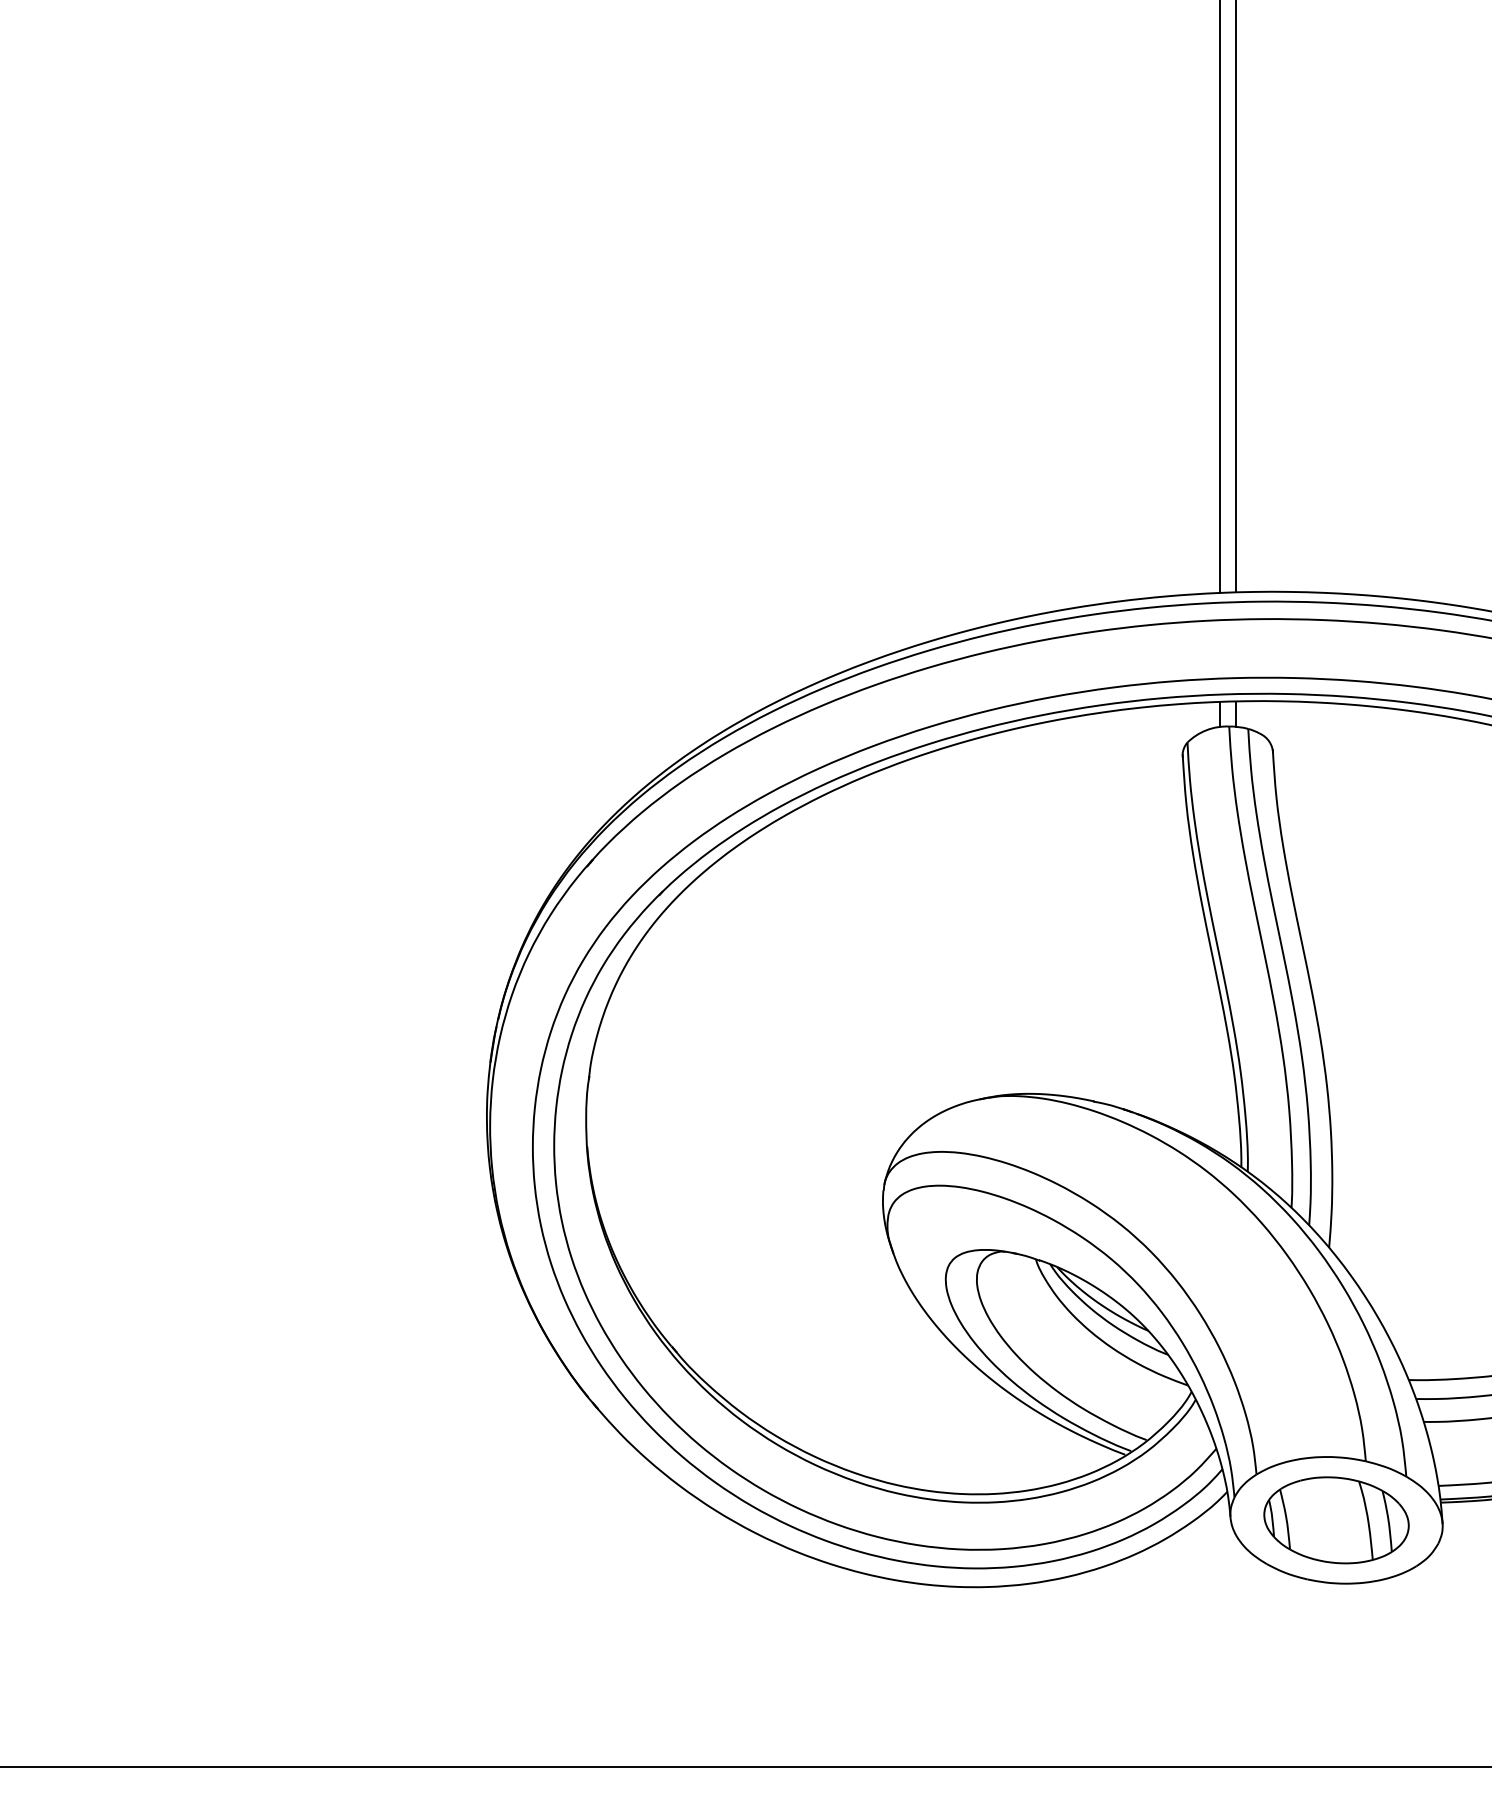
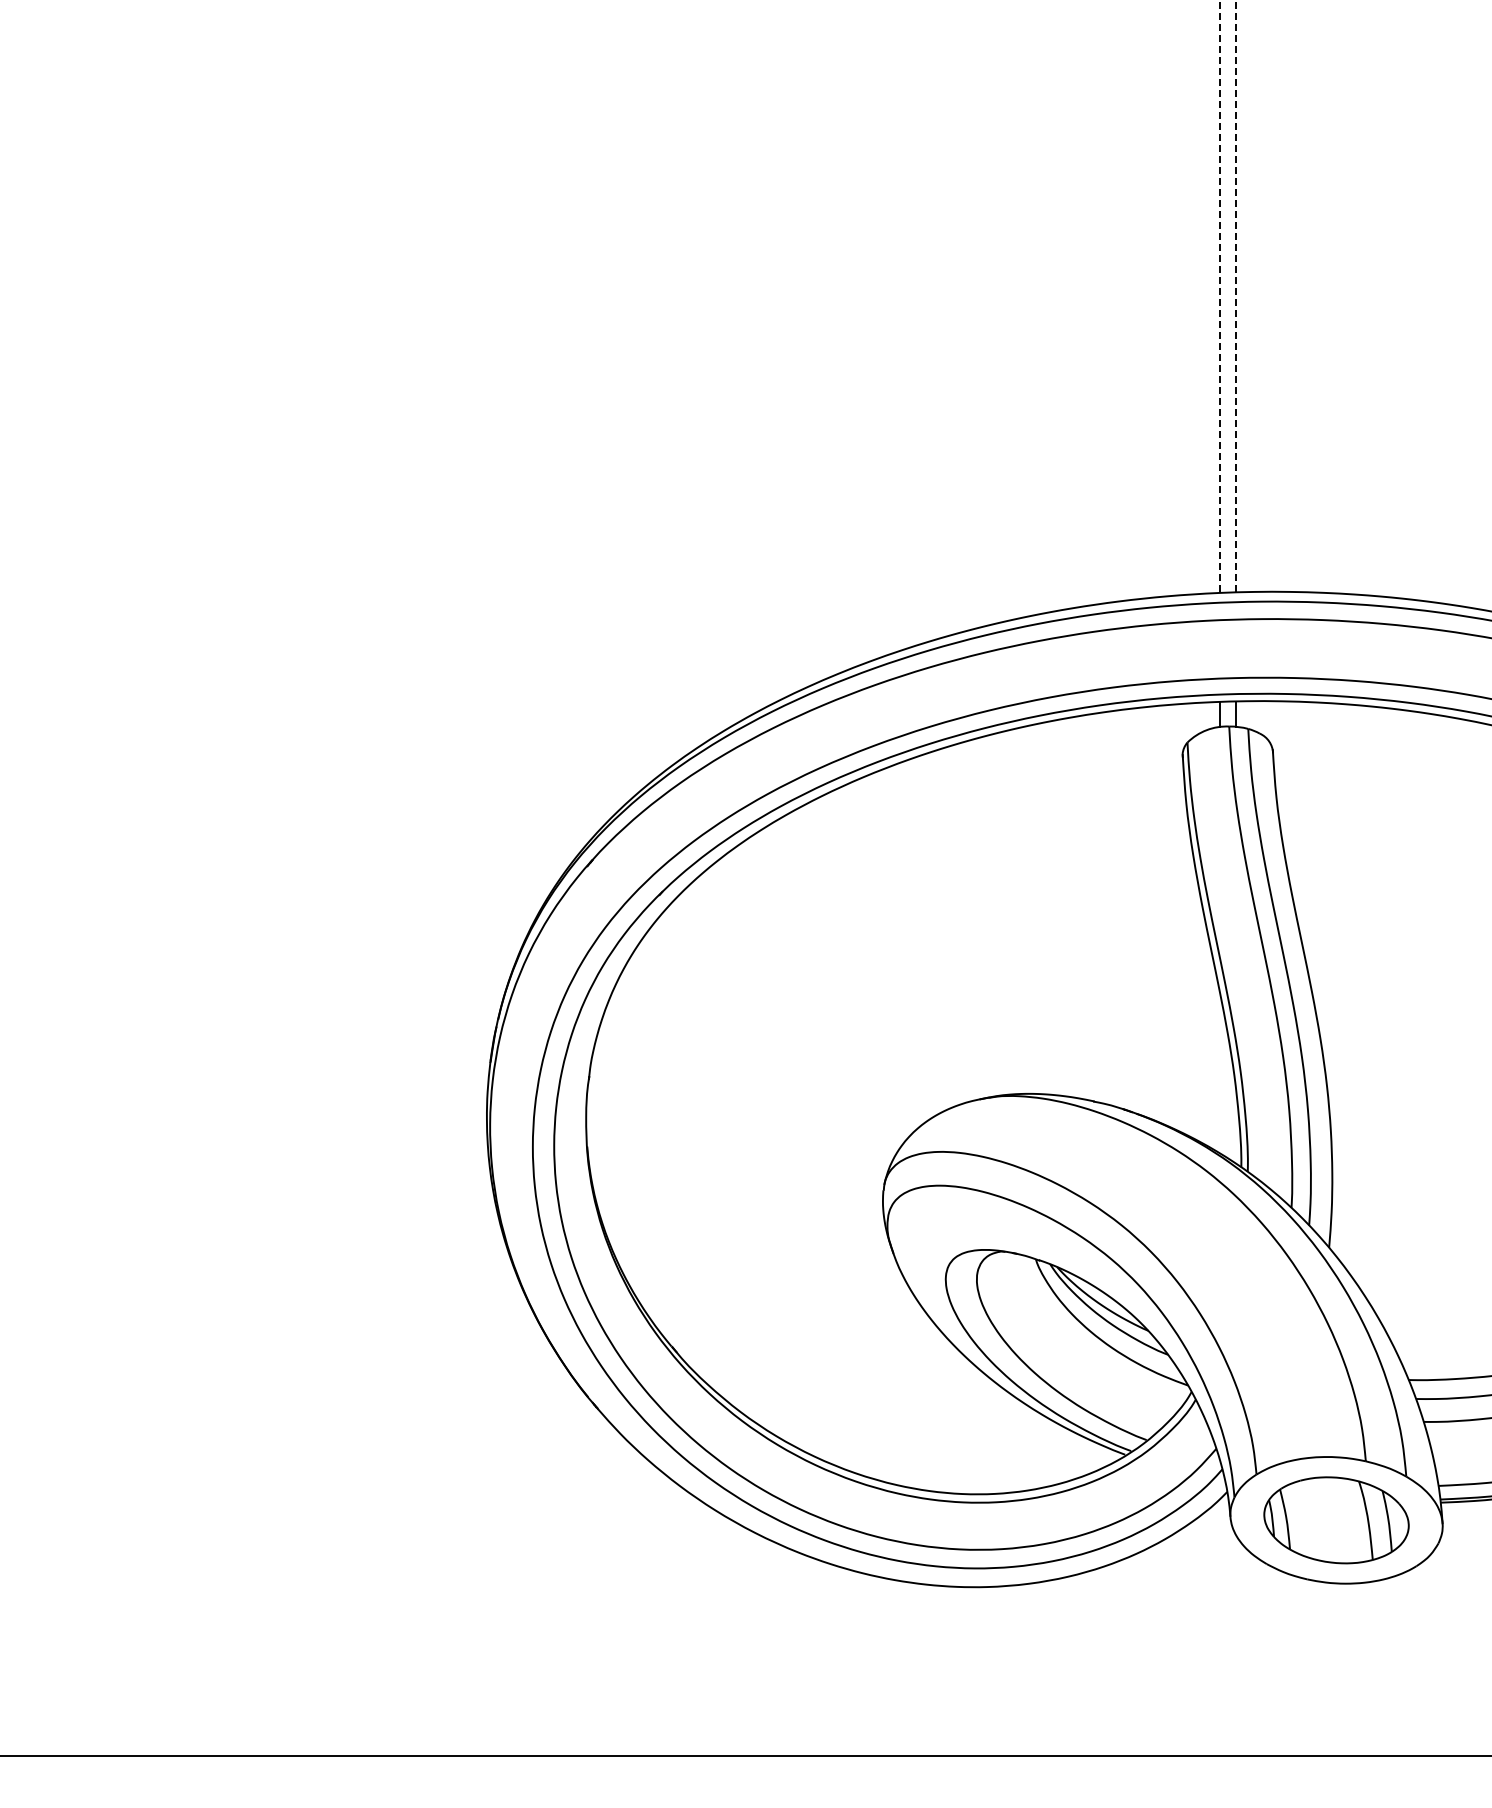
line: solid -> dashed (1219, 296)
line: solid -> dashed (1236, 296)
line position: (745, 1767) -> (745, 1756) (745, 1756)
